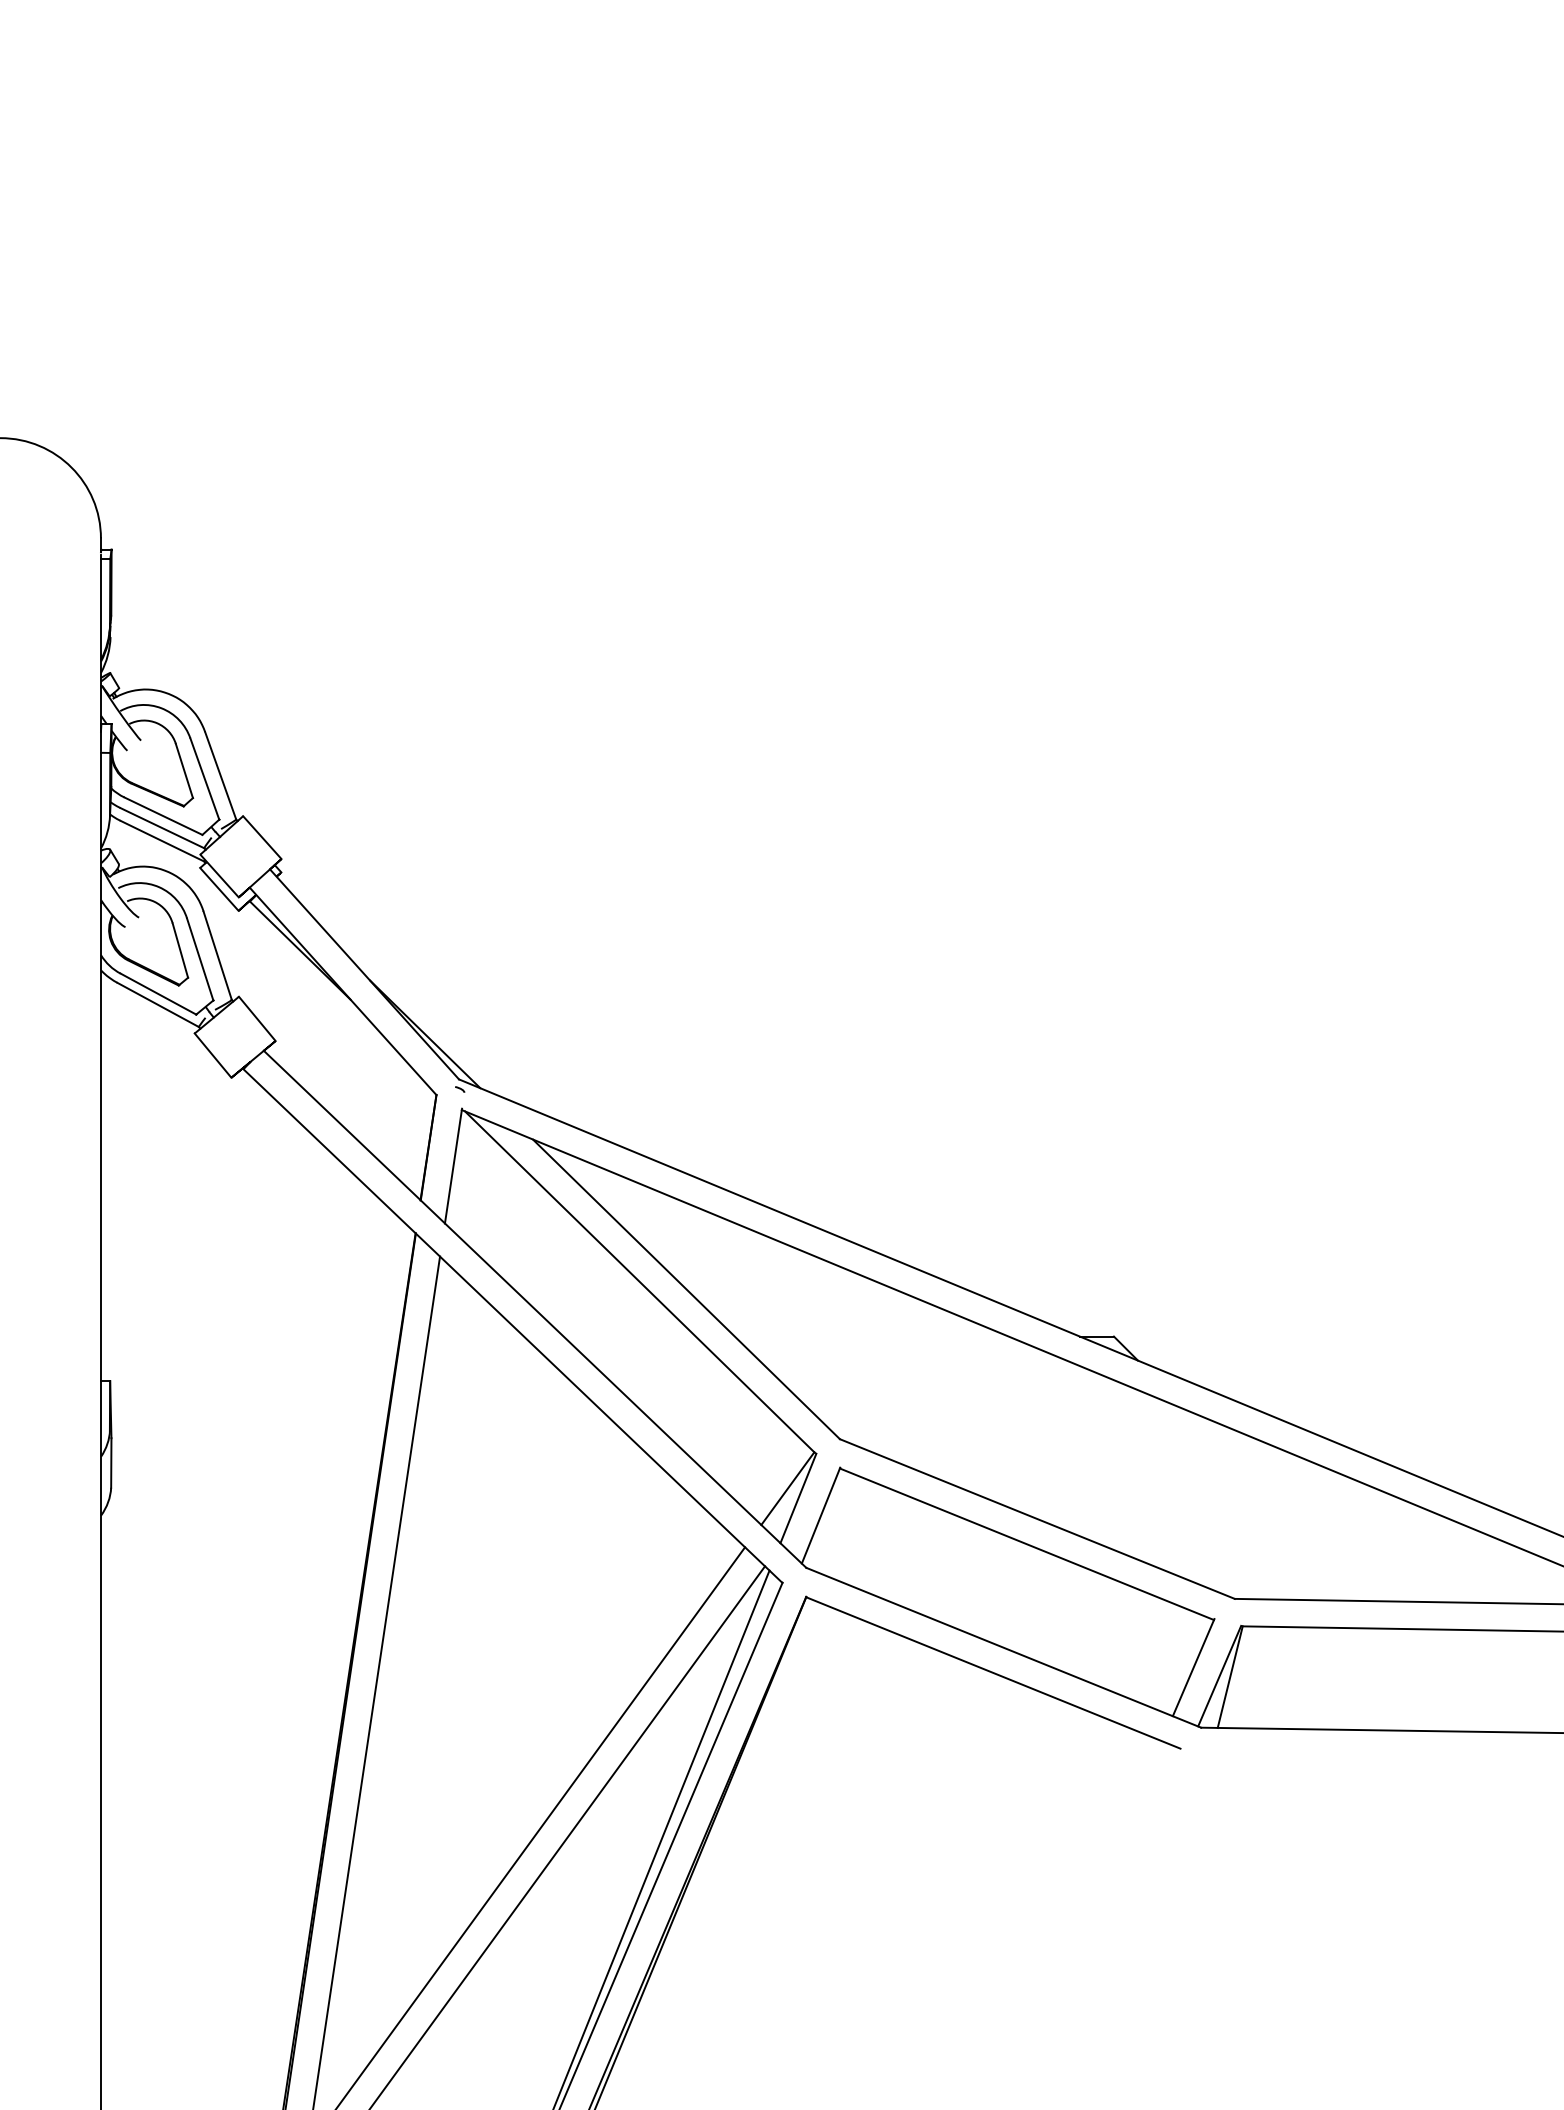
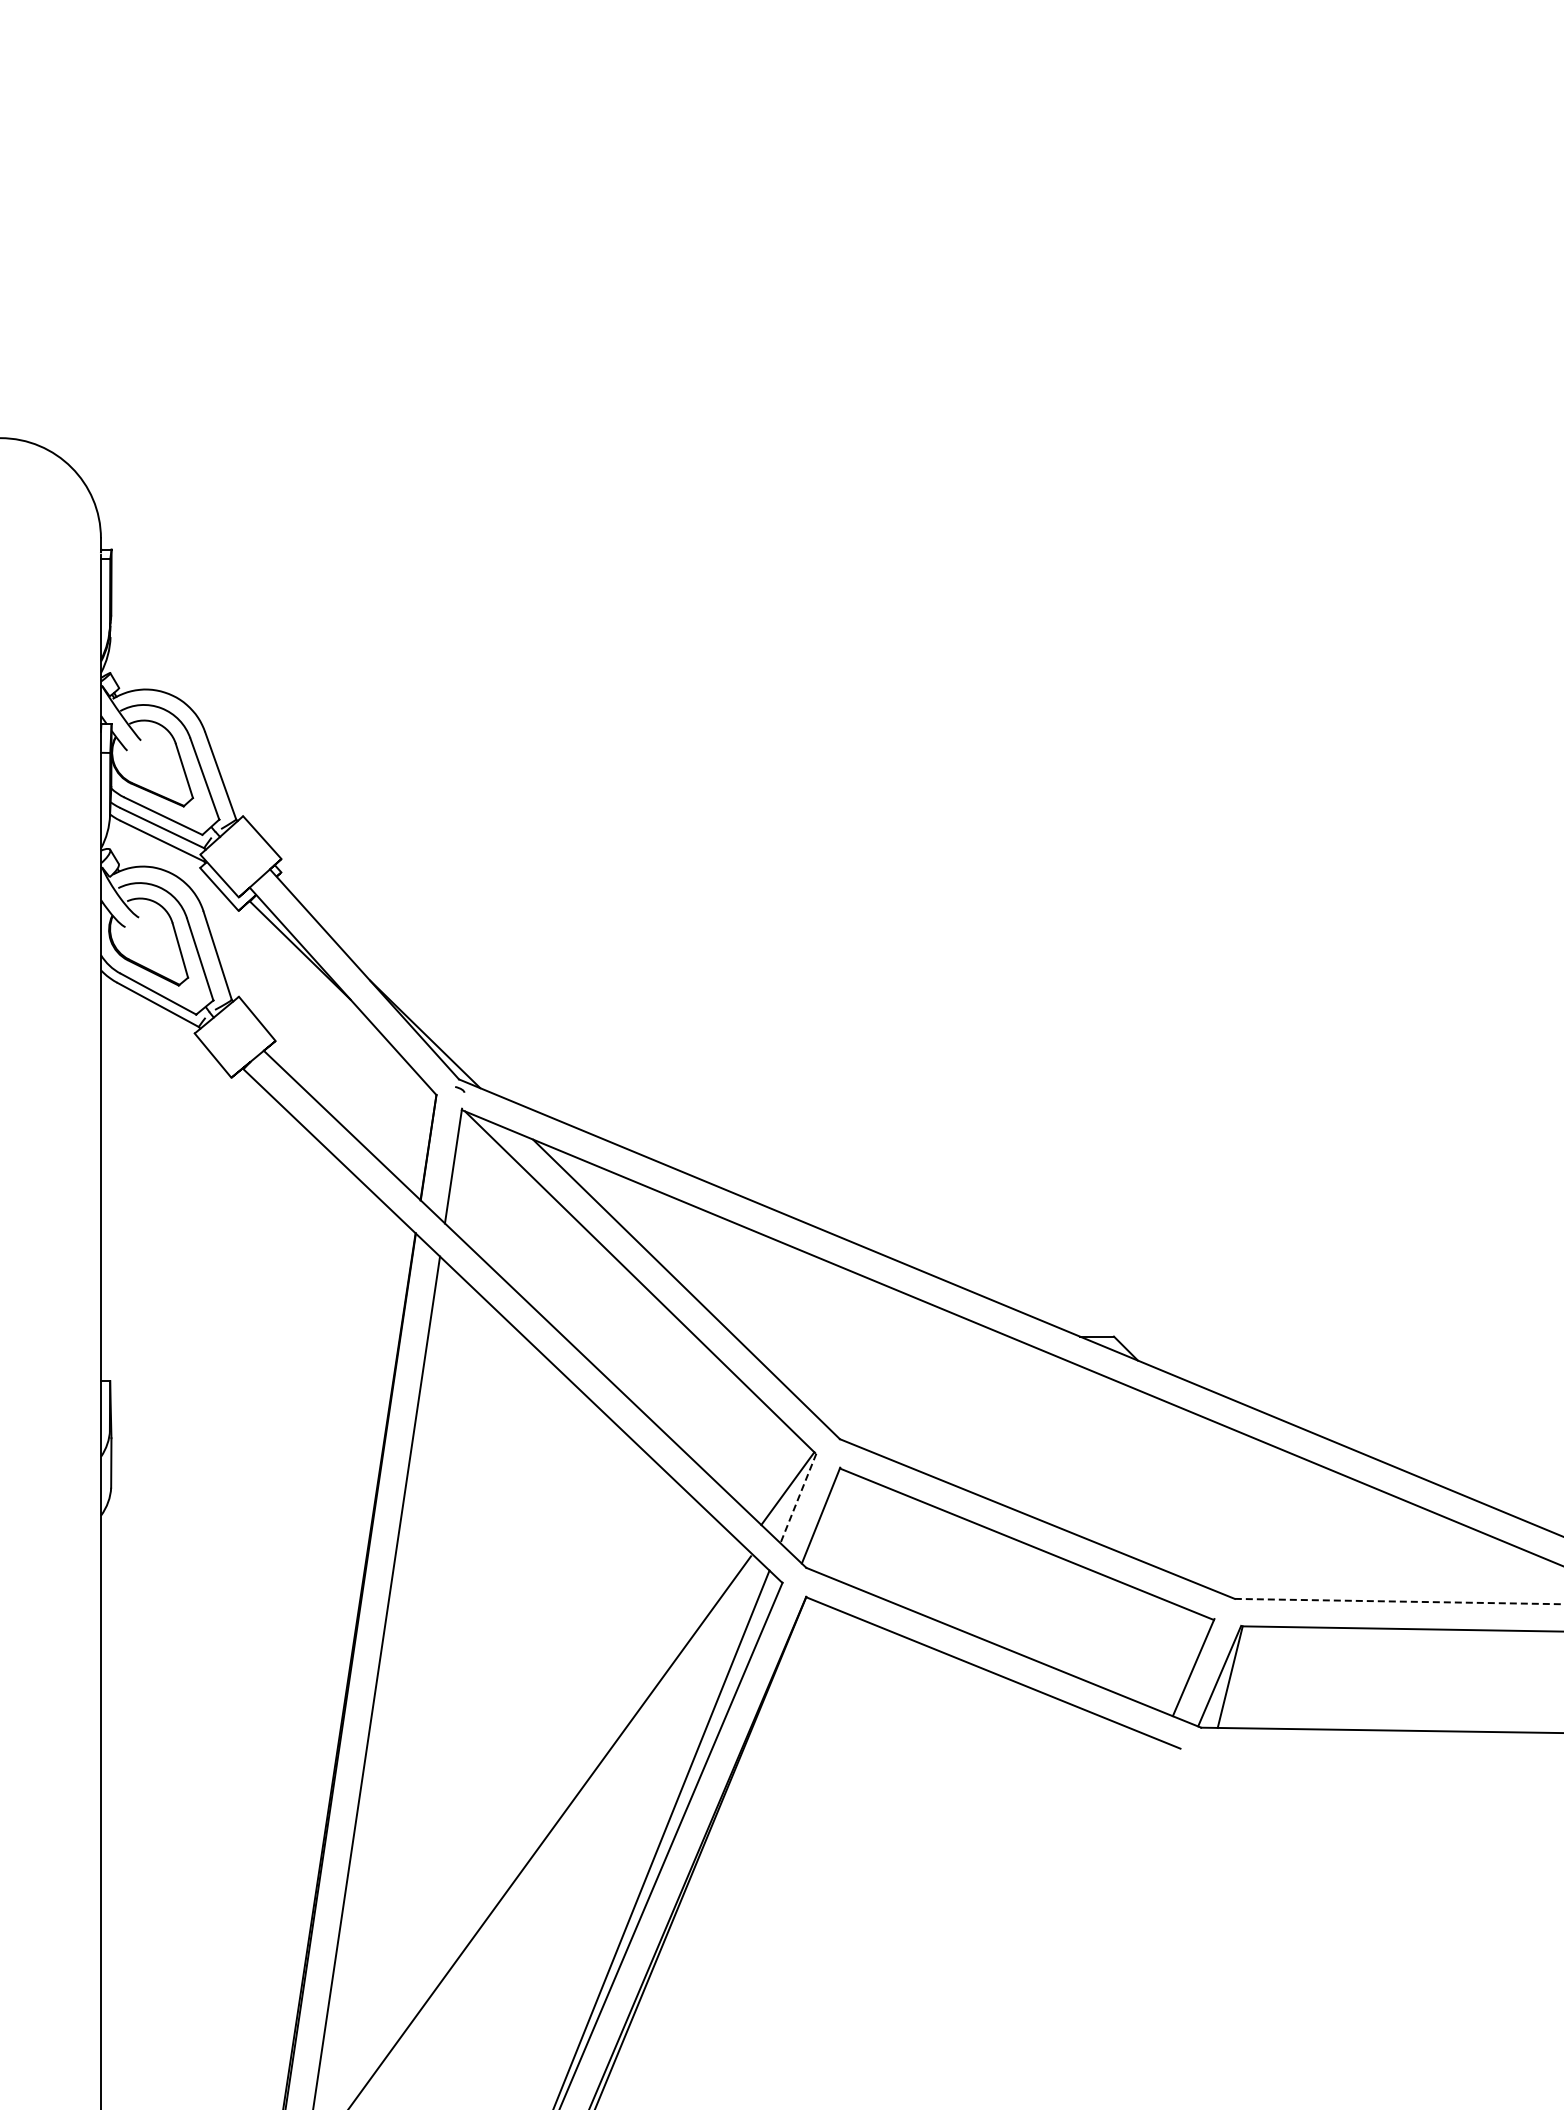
line: solid -> dashed (798, 1498)
line: solid -> dashed (1399, 1601)
line: present -> none (541, 1826)
line position: (568, 1836) -> (550, 1831) (550, 1831)
